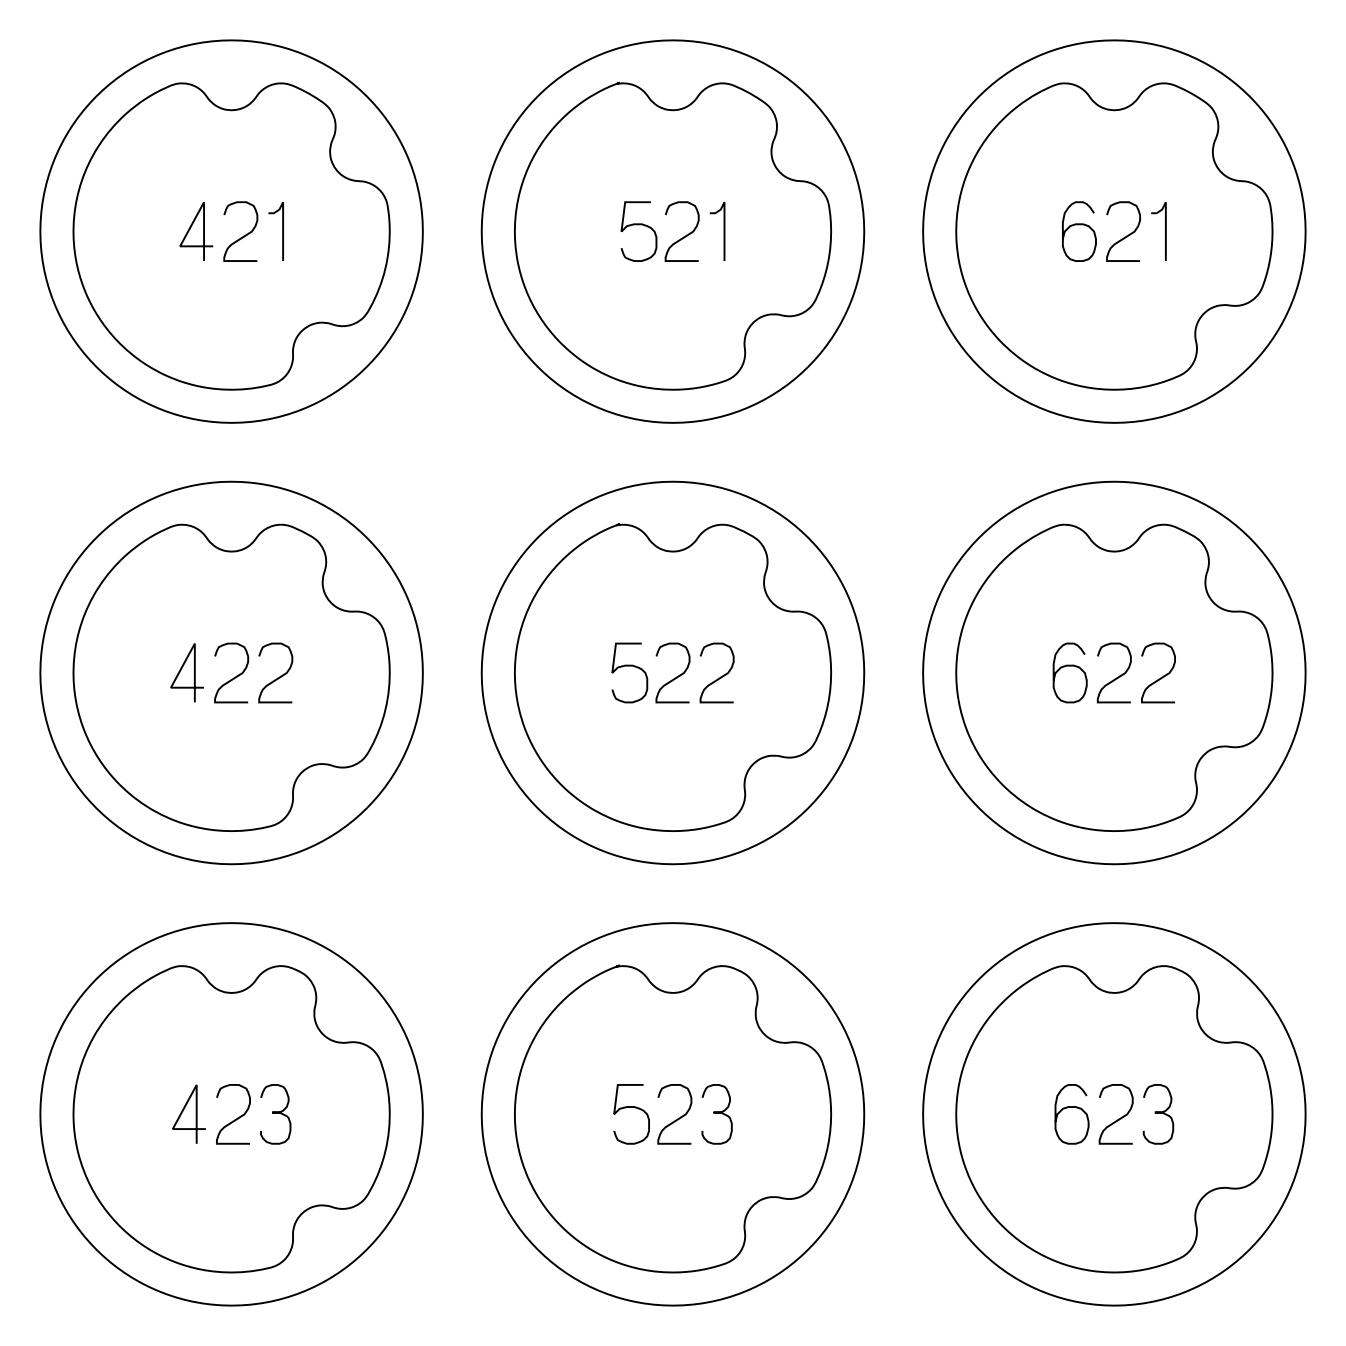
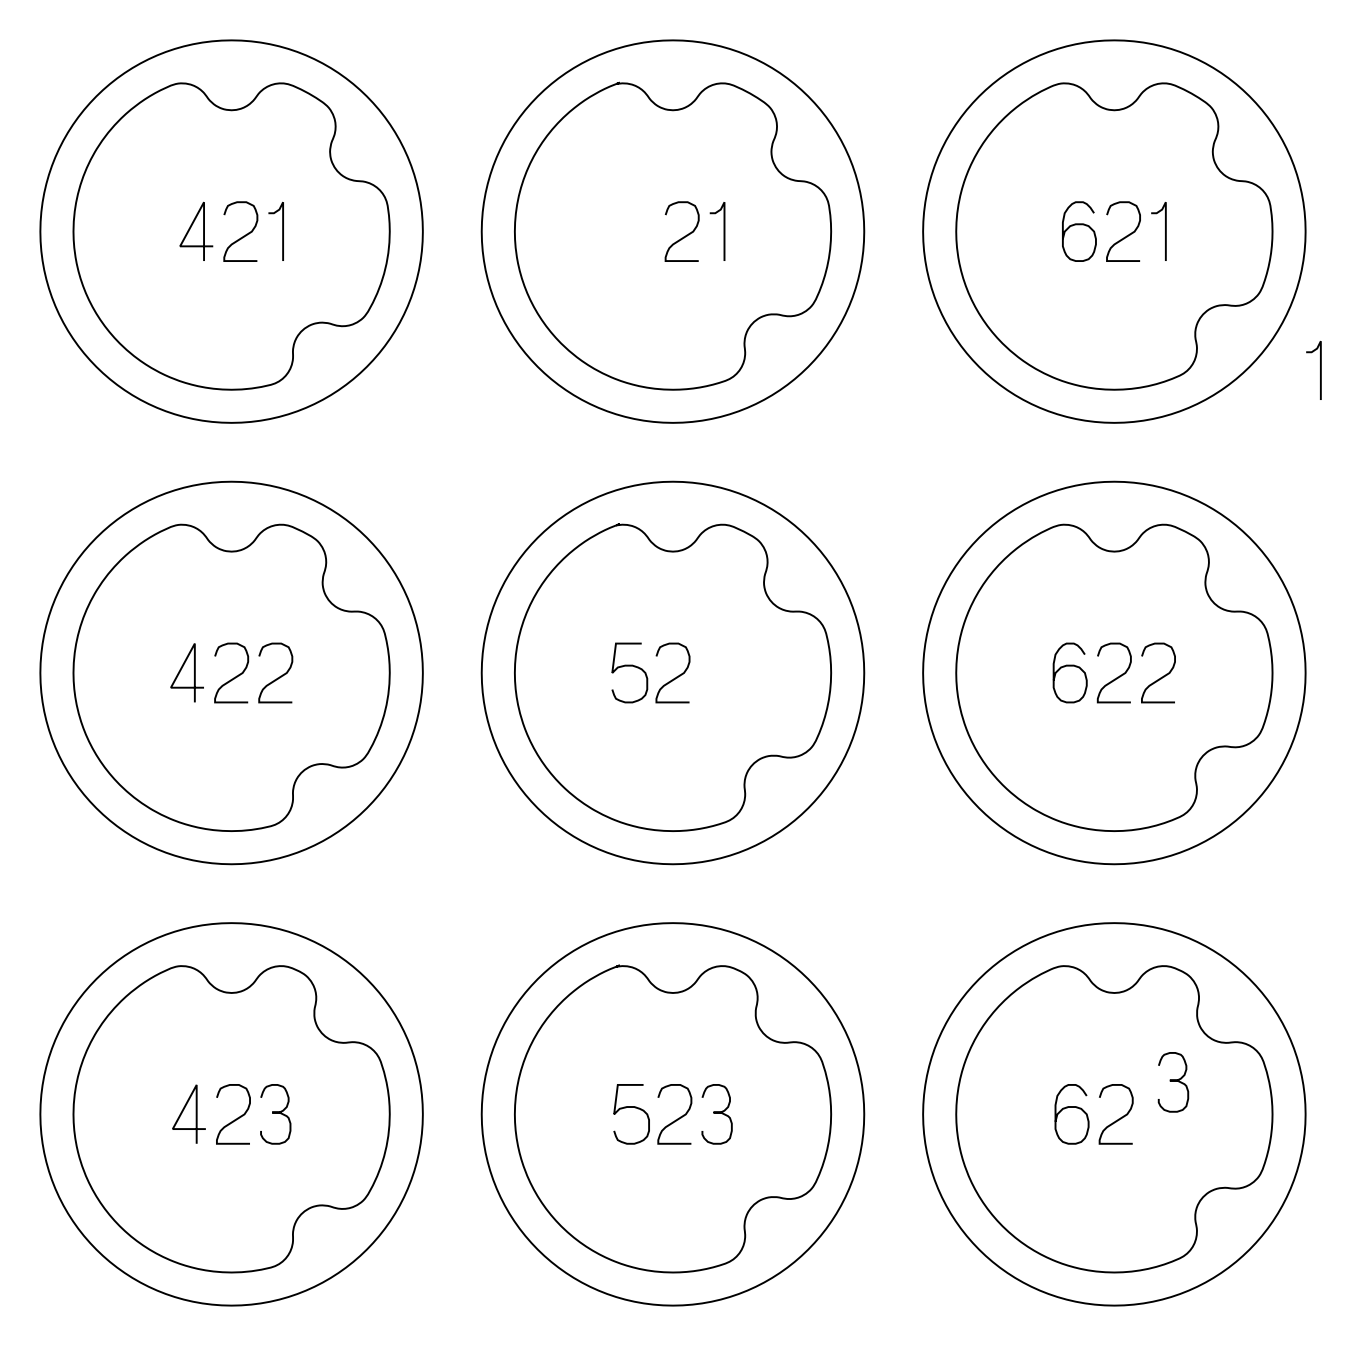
curve: present -> none (638, 225)
curve: none -> present (1320, 370)
curve: present -> none (720, 676)
curve position: (1158, 1113) -> (1173, 1081) (1173, 1081)
